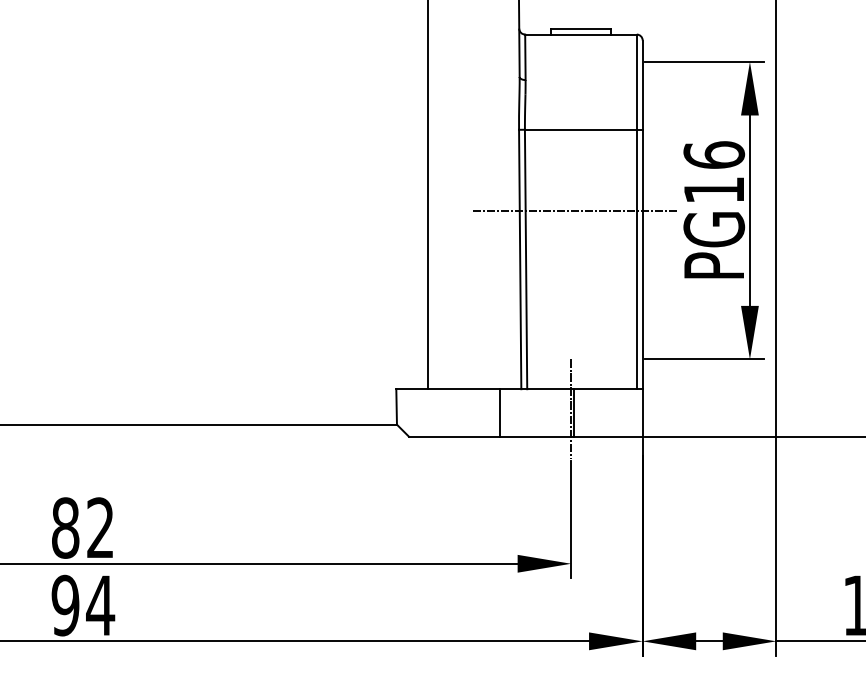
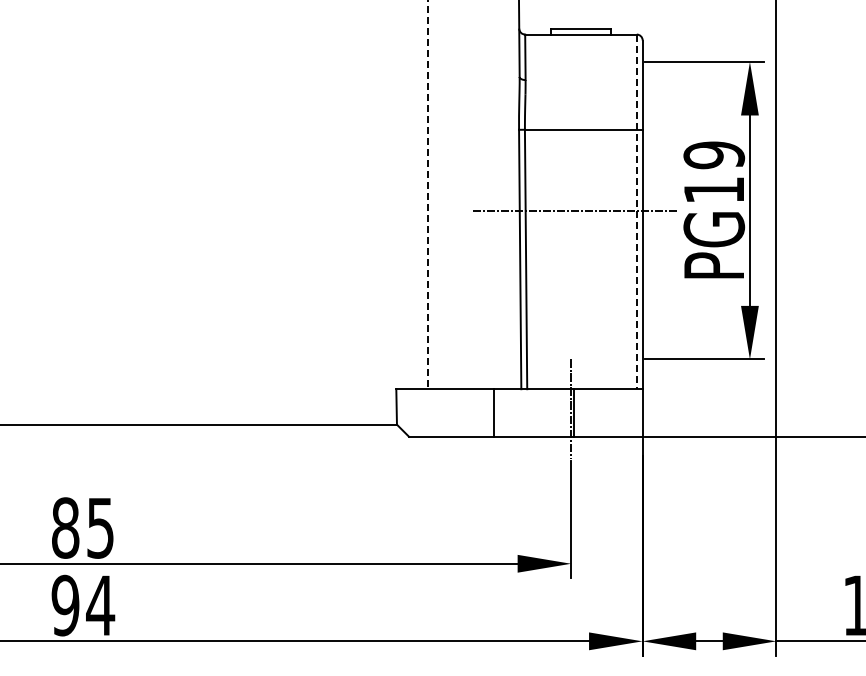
text: PG16 -> PG19 (714, 155)
line: solid -> dashed (428, 195)
line: solid -> dashed (636, 212)
line position: (499, 412) -> (493, 412) (493, 412)
text: 82 -> 85 (100, 527)
